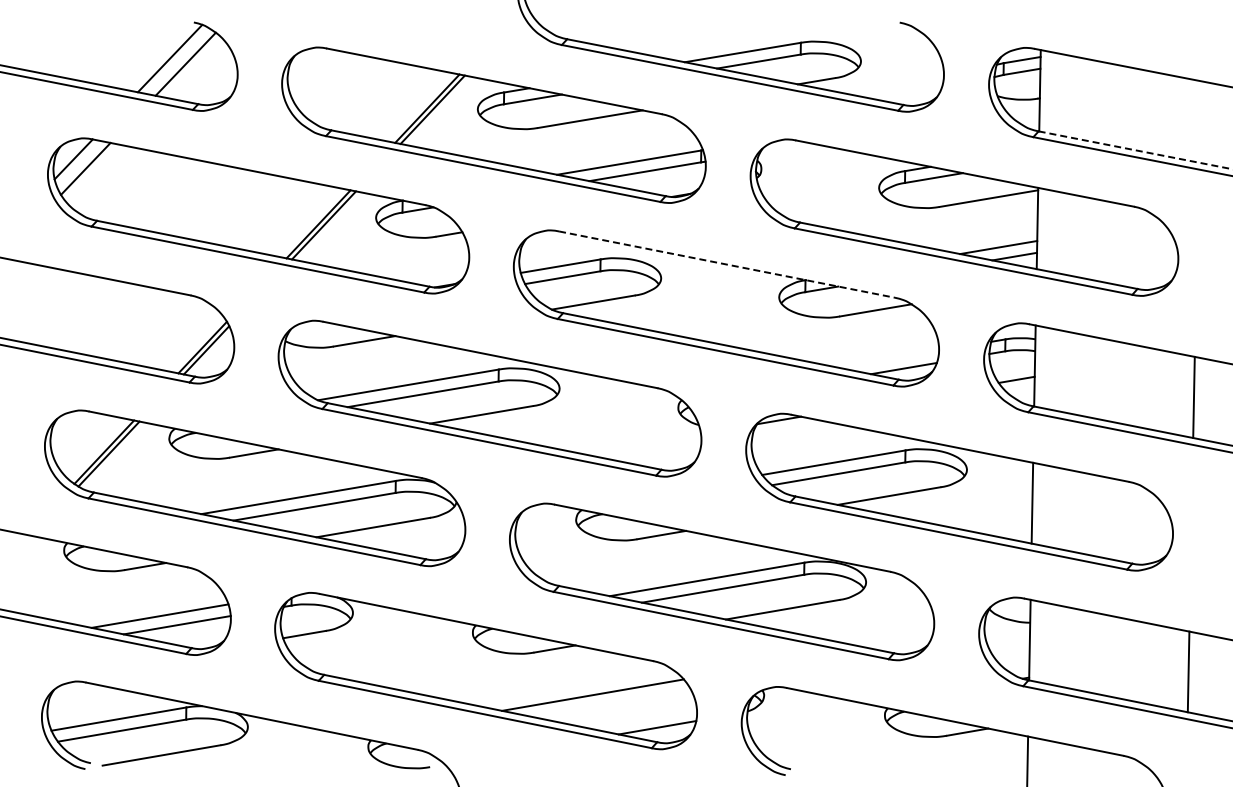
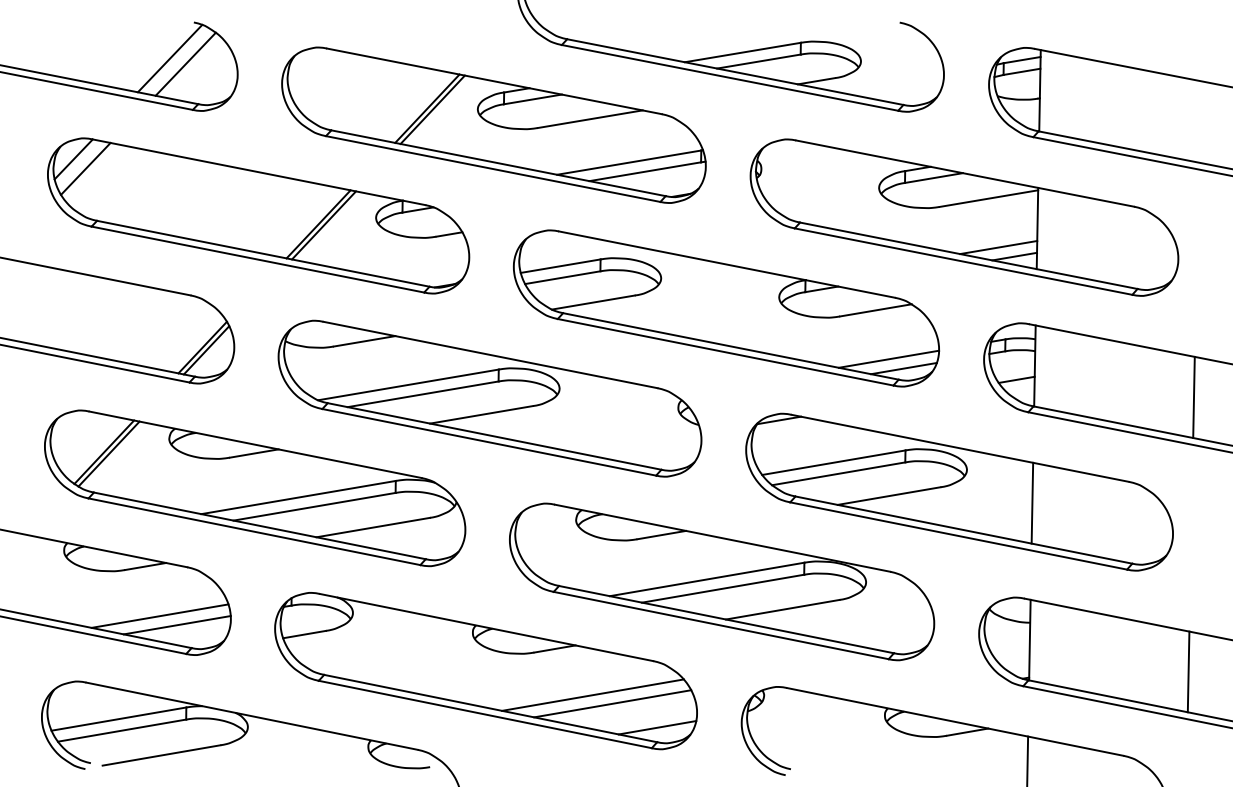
line: dashed -> solid (1135, 150)
line: dashed -> solid (727, 264)
line: none -> present (888, 358)
line: none -> present (612, 703)
